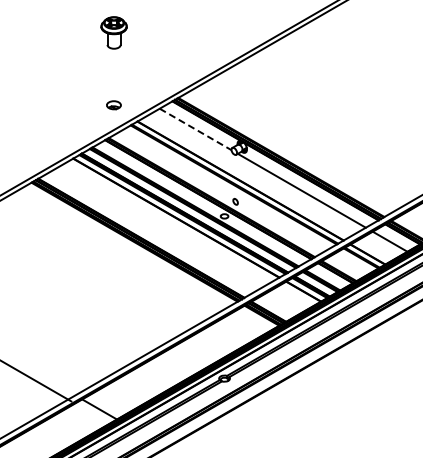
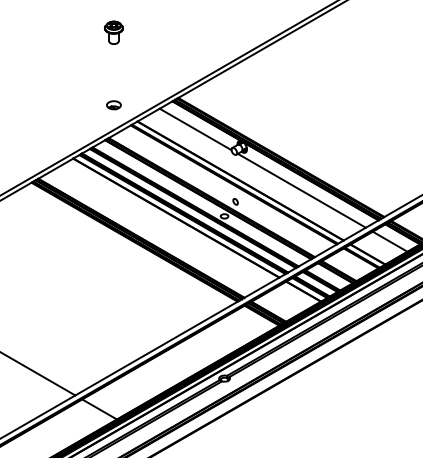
part size: 28x34 px -> 21x25 px (113, 32)
line: dashed -> solid (196, 129)
line position: (36, 381) -> (38, 374) (38, 374)
